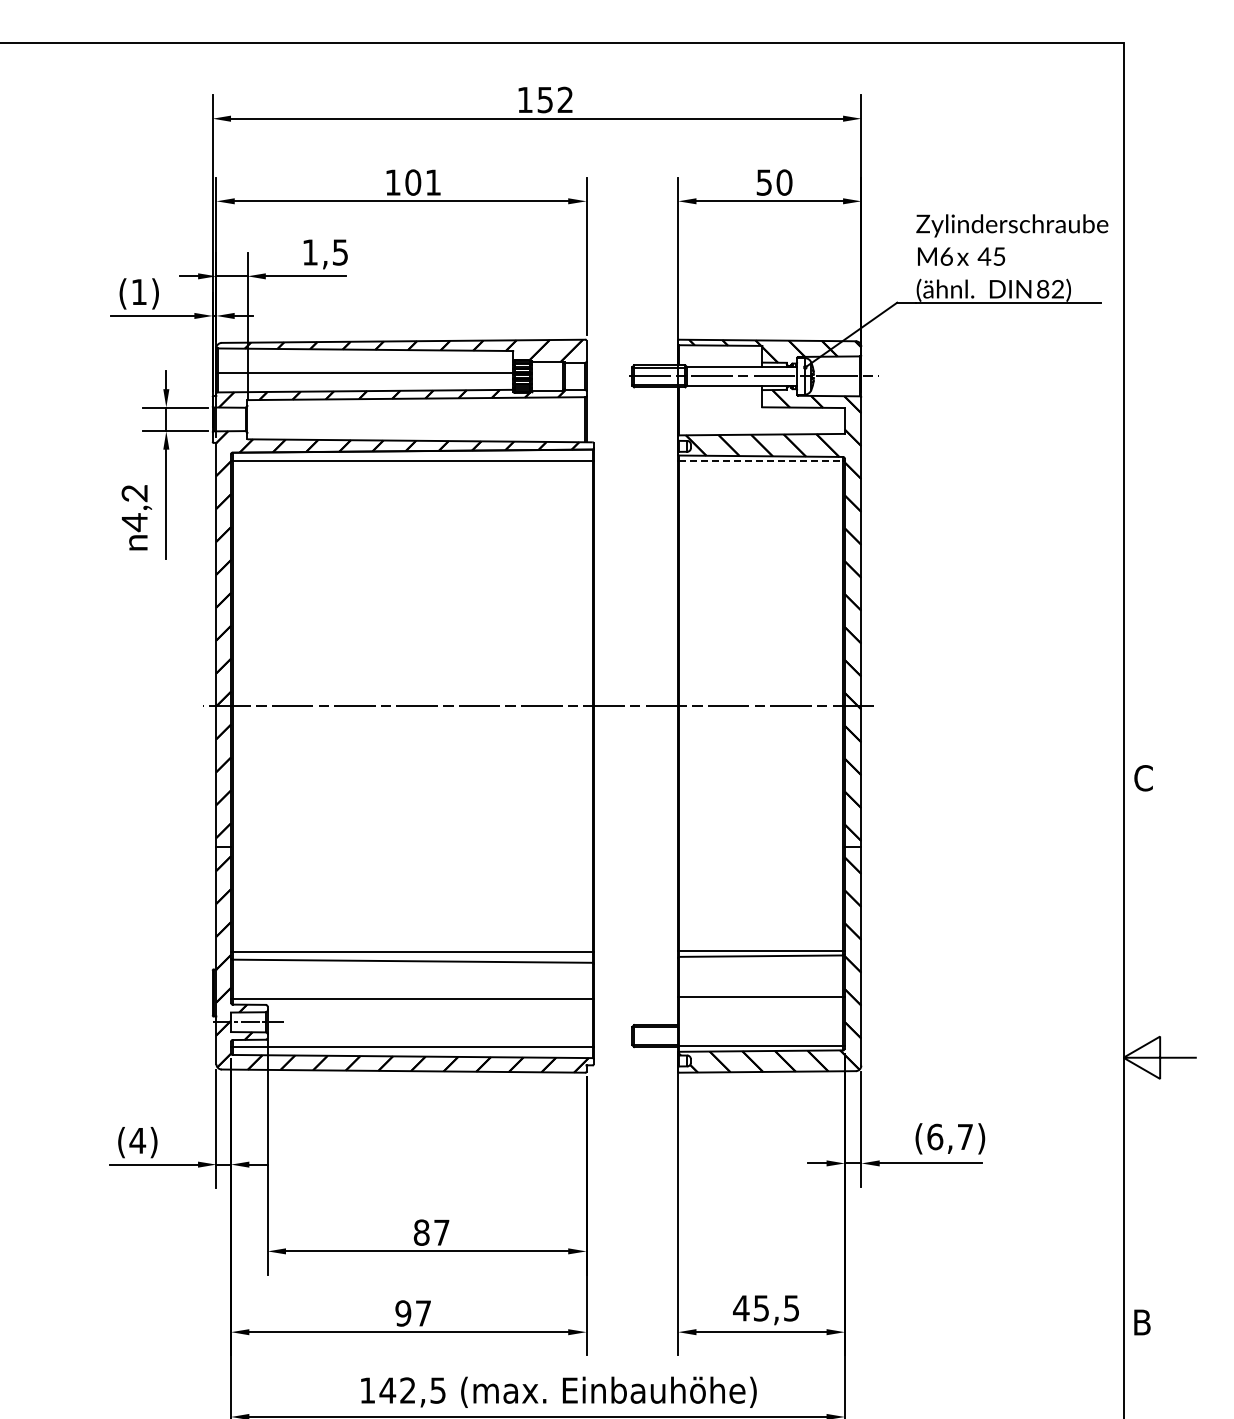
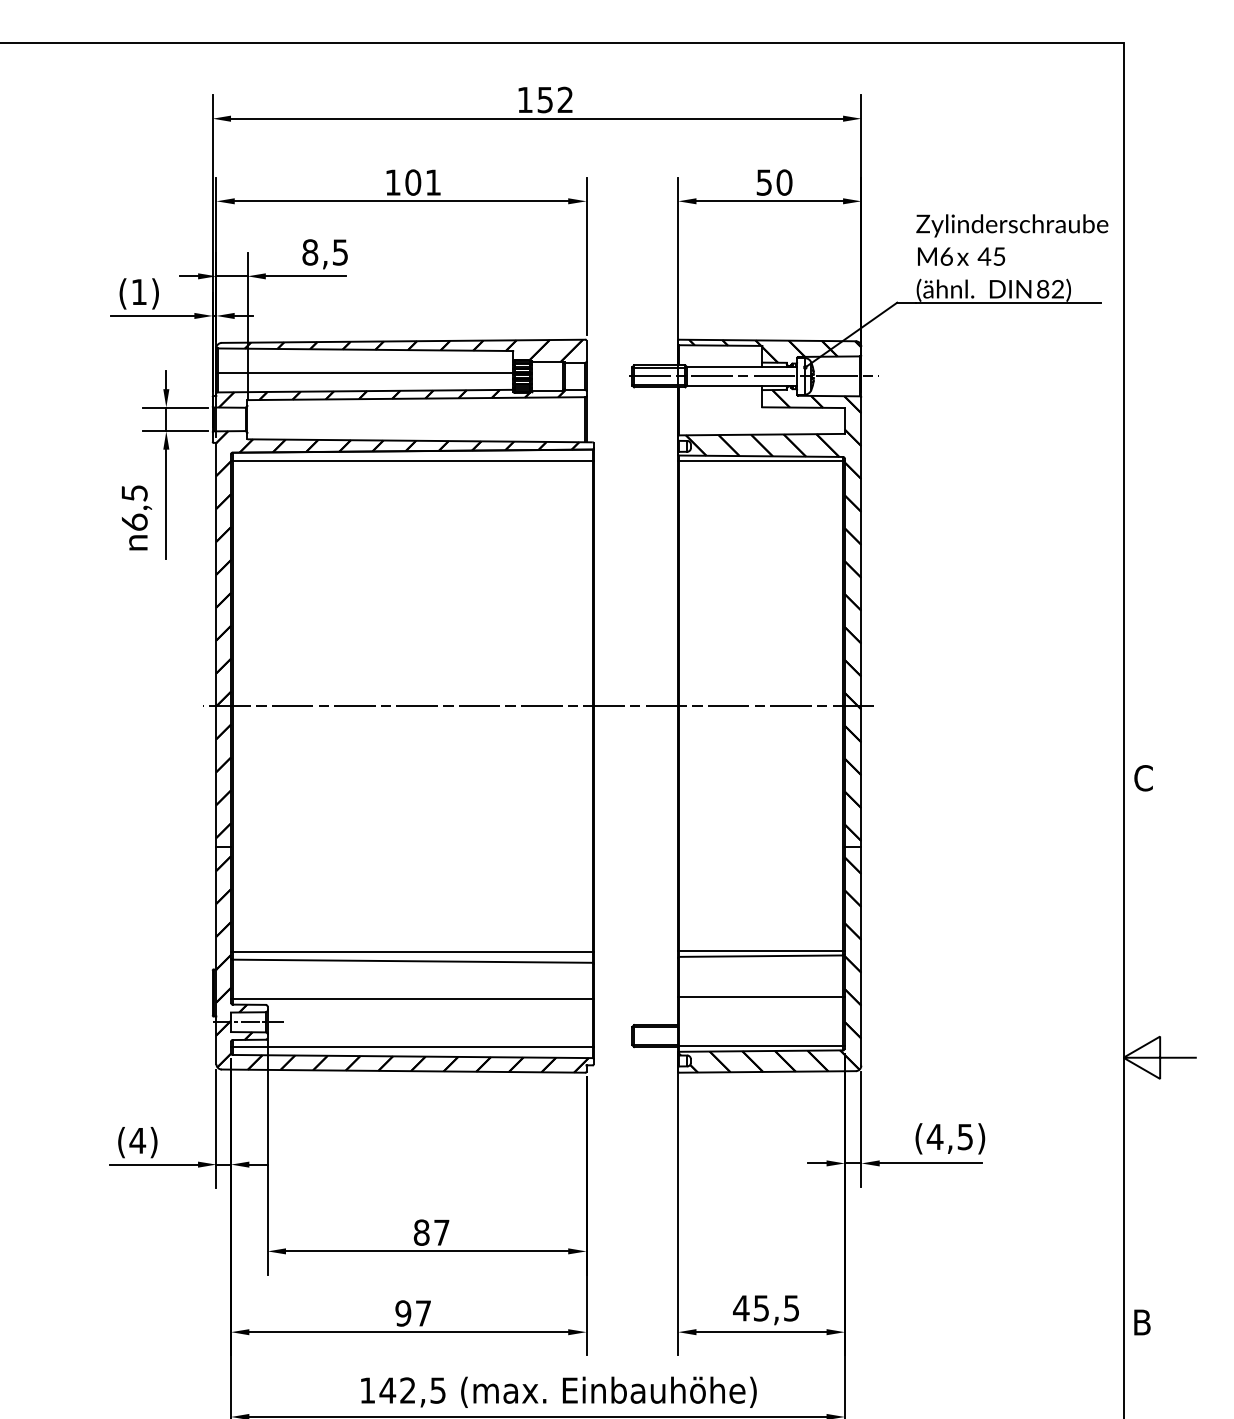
text: 1,5 -> 8,5 (310, 252)
line: dashed -> solid (761, 461)
text: 4,2 -> 6,5 (134, 508)
text: (6,7) -> (4,5) (949, 1136)
